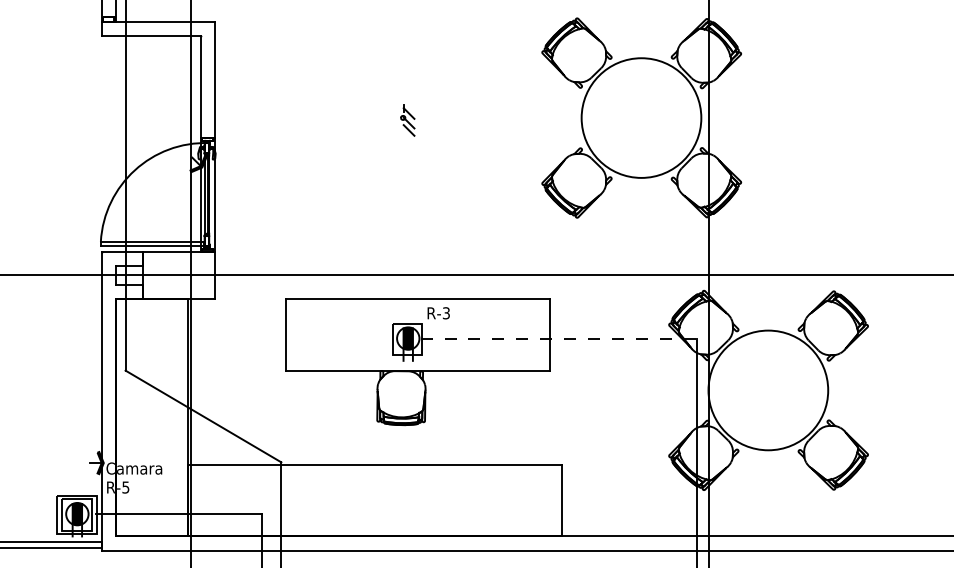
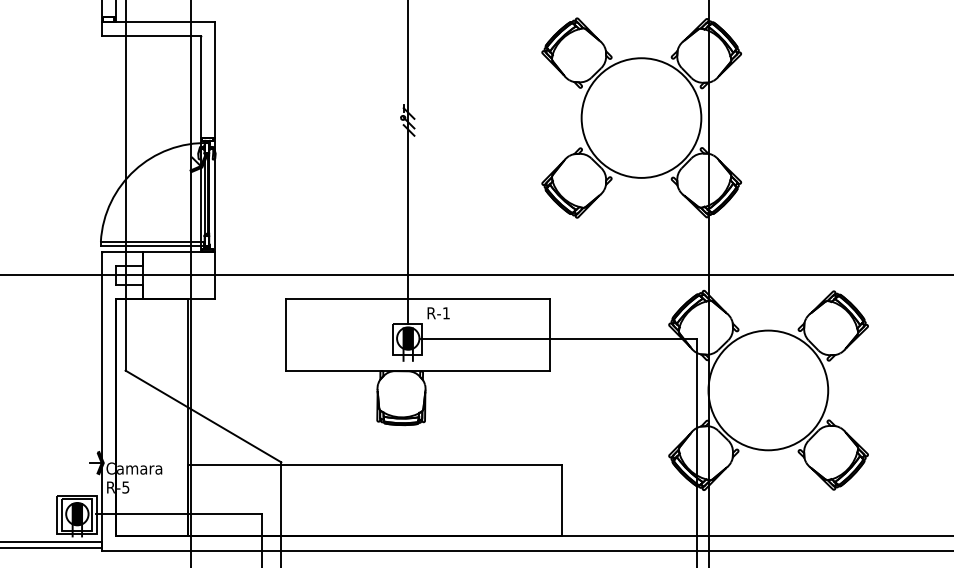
line: none -> present (408, 163)
text: R-3 -> R-1 (445, 313)
line: dashed -> solid (559, 339)
